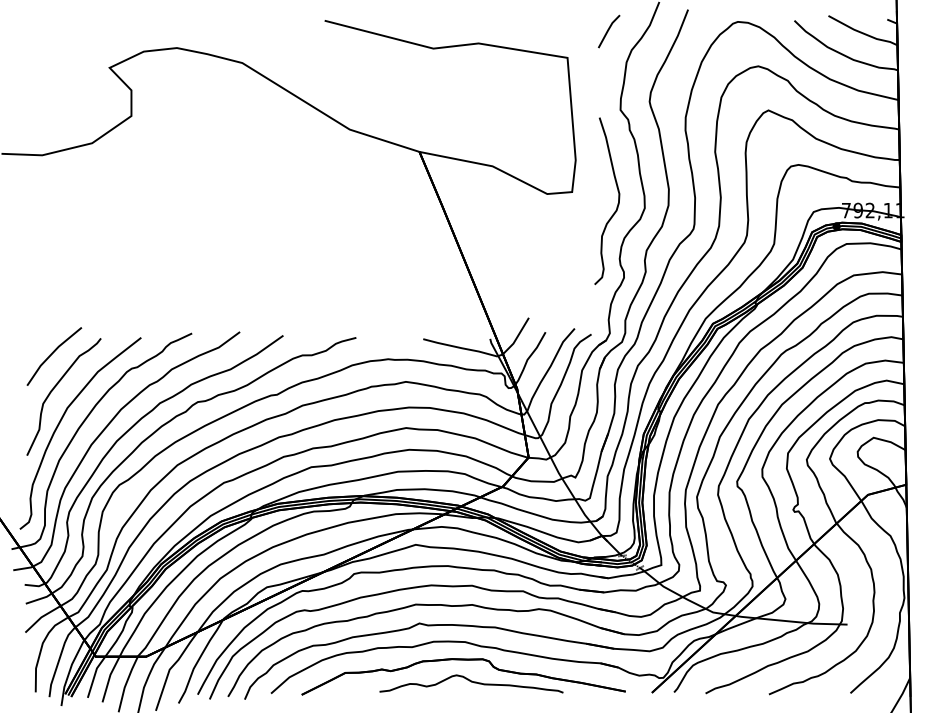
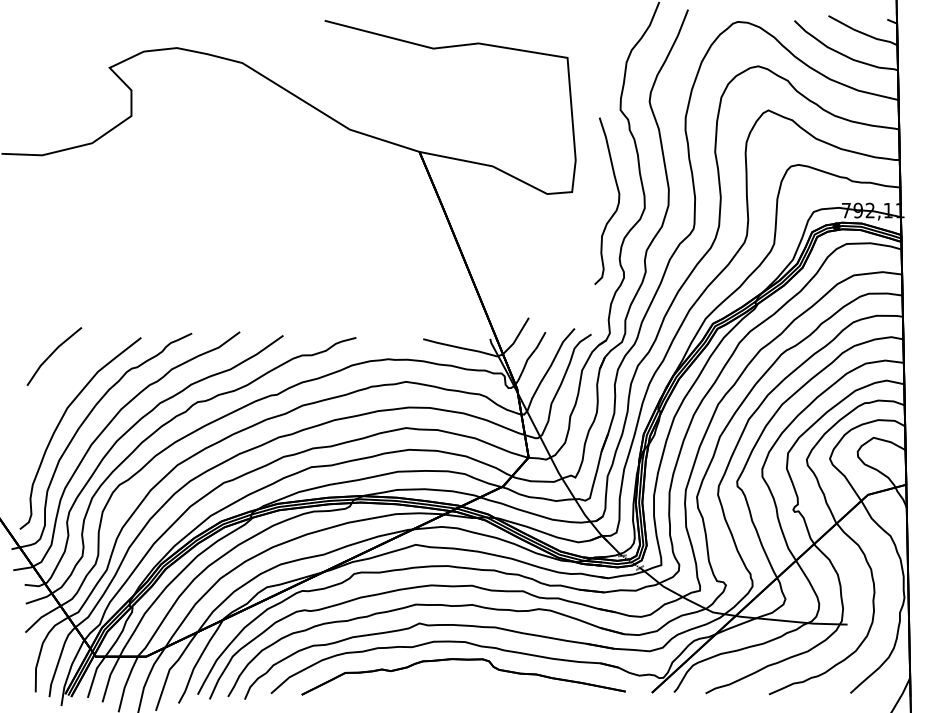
line: present -> none (609, 30)
part: present -> none (53, 390)
curve: present -> none (471, 682)
